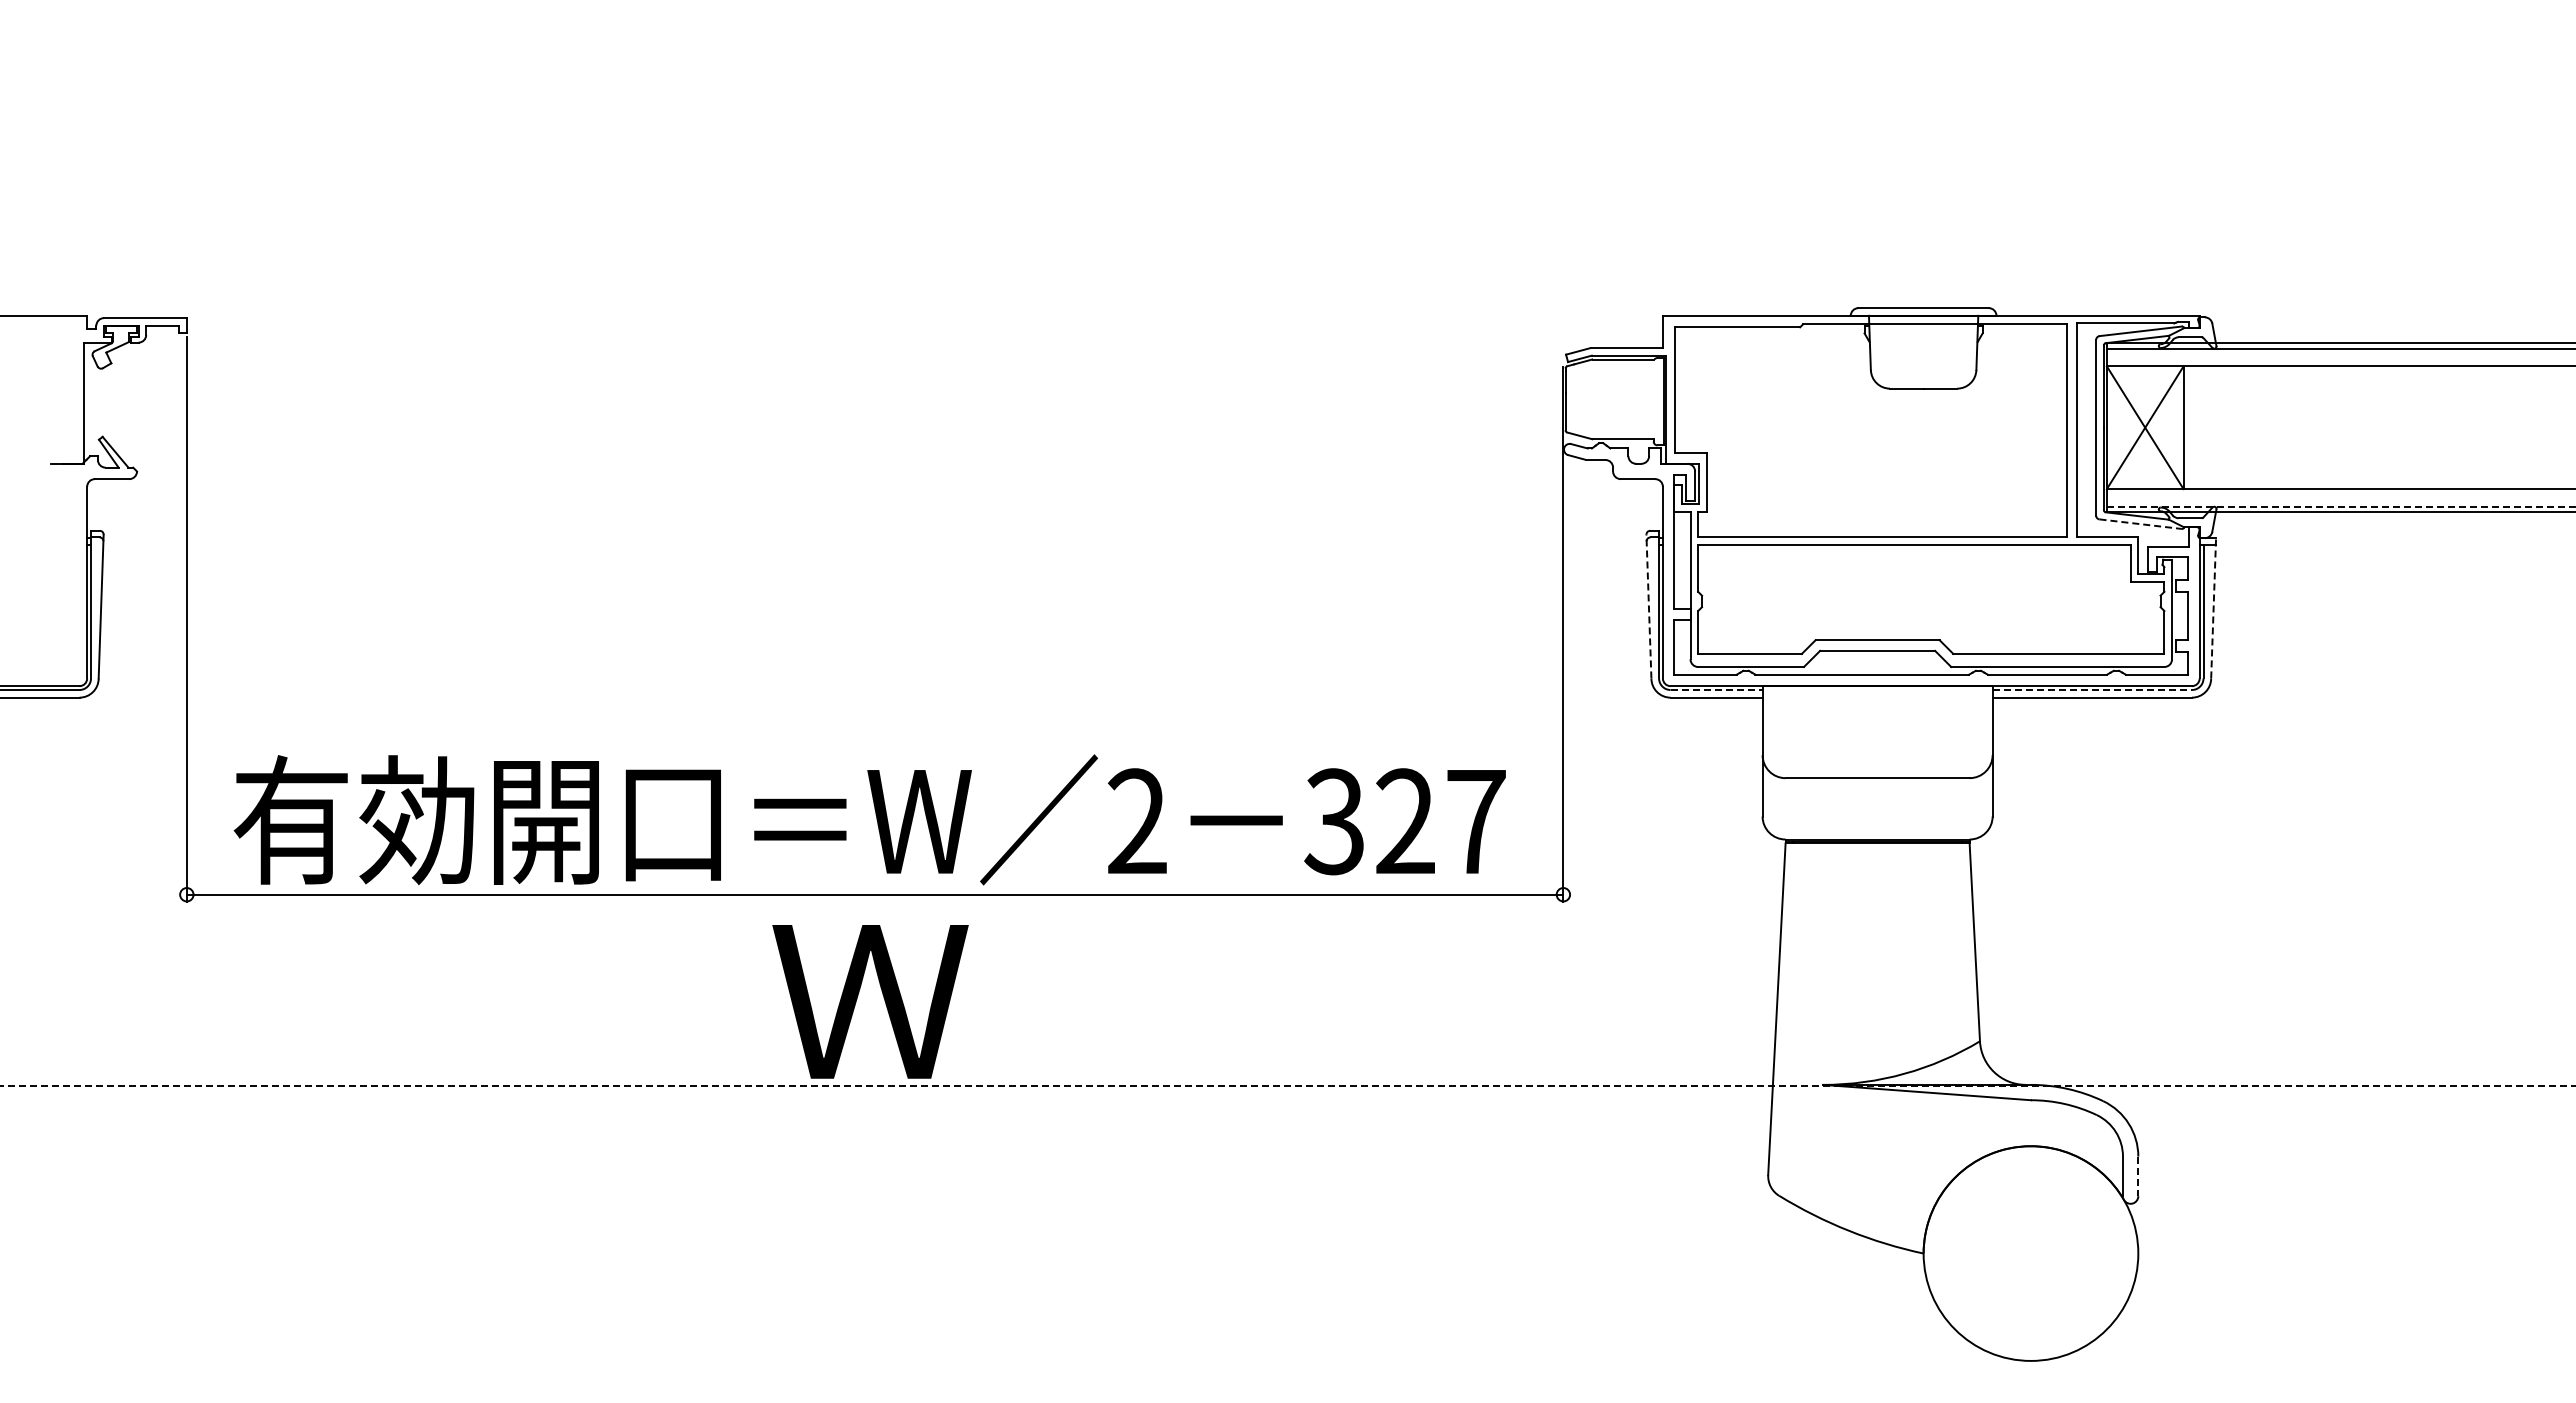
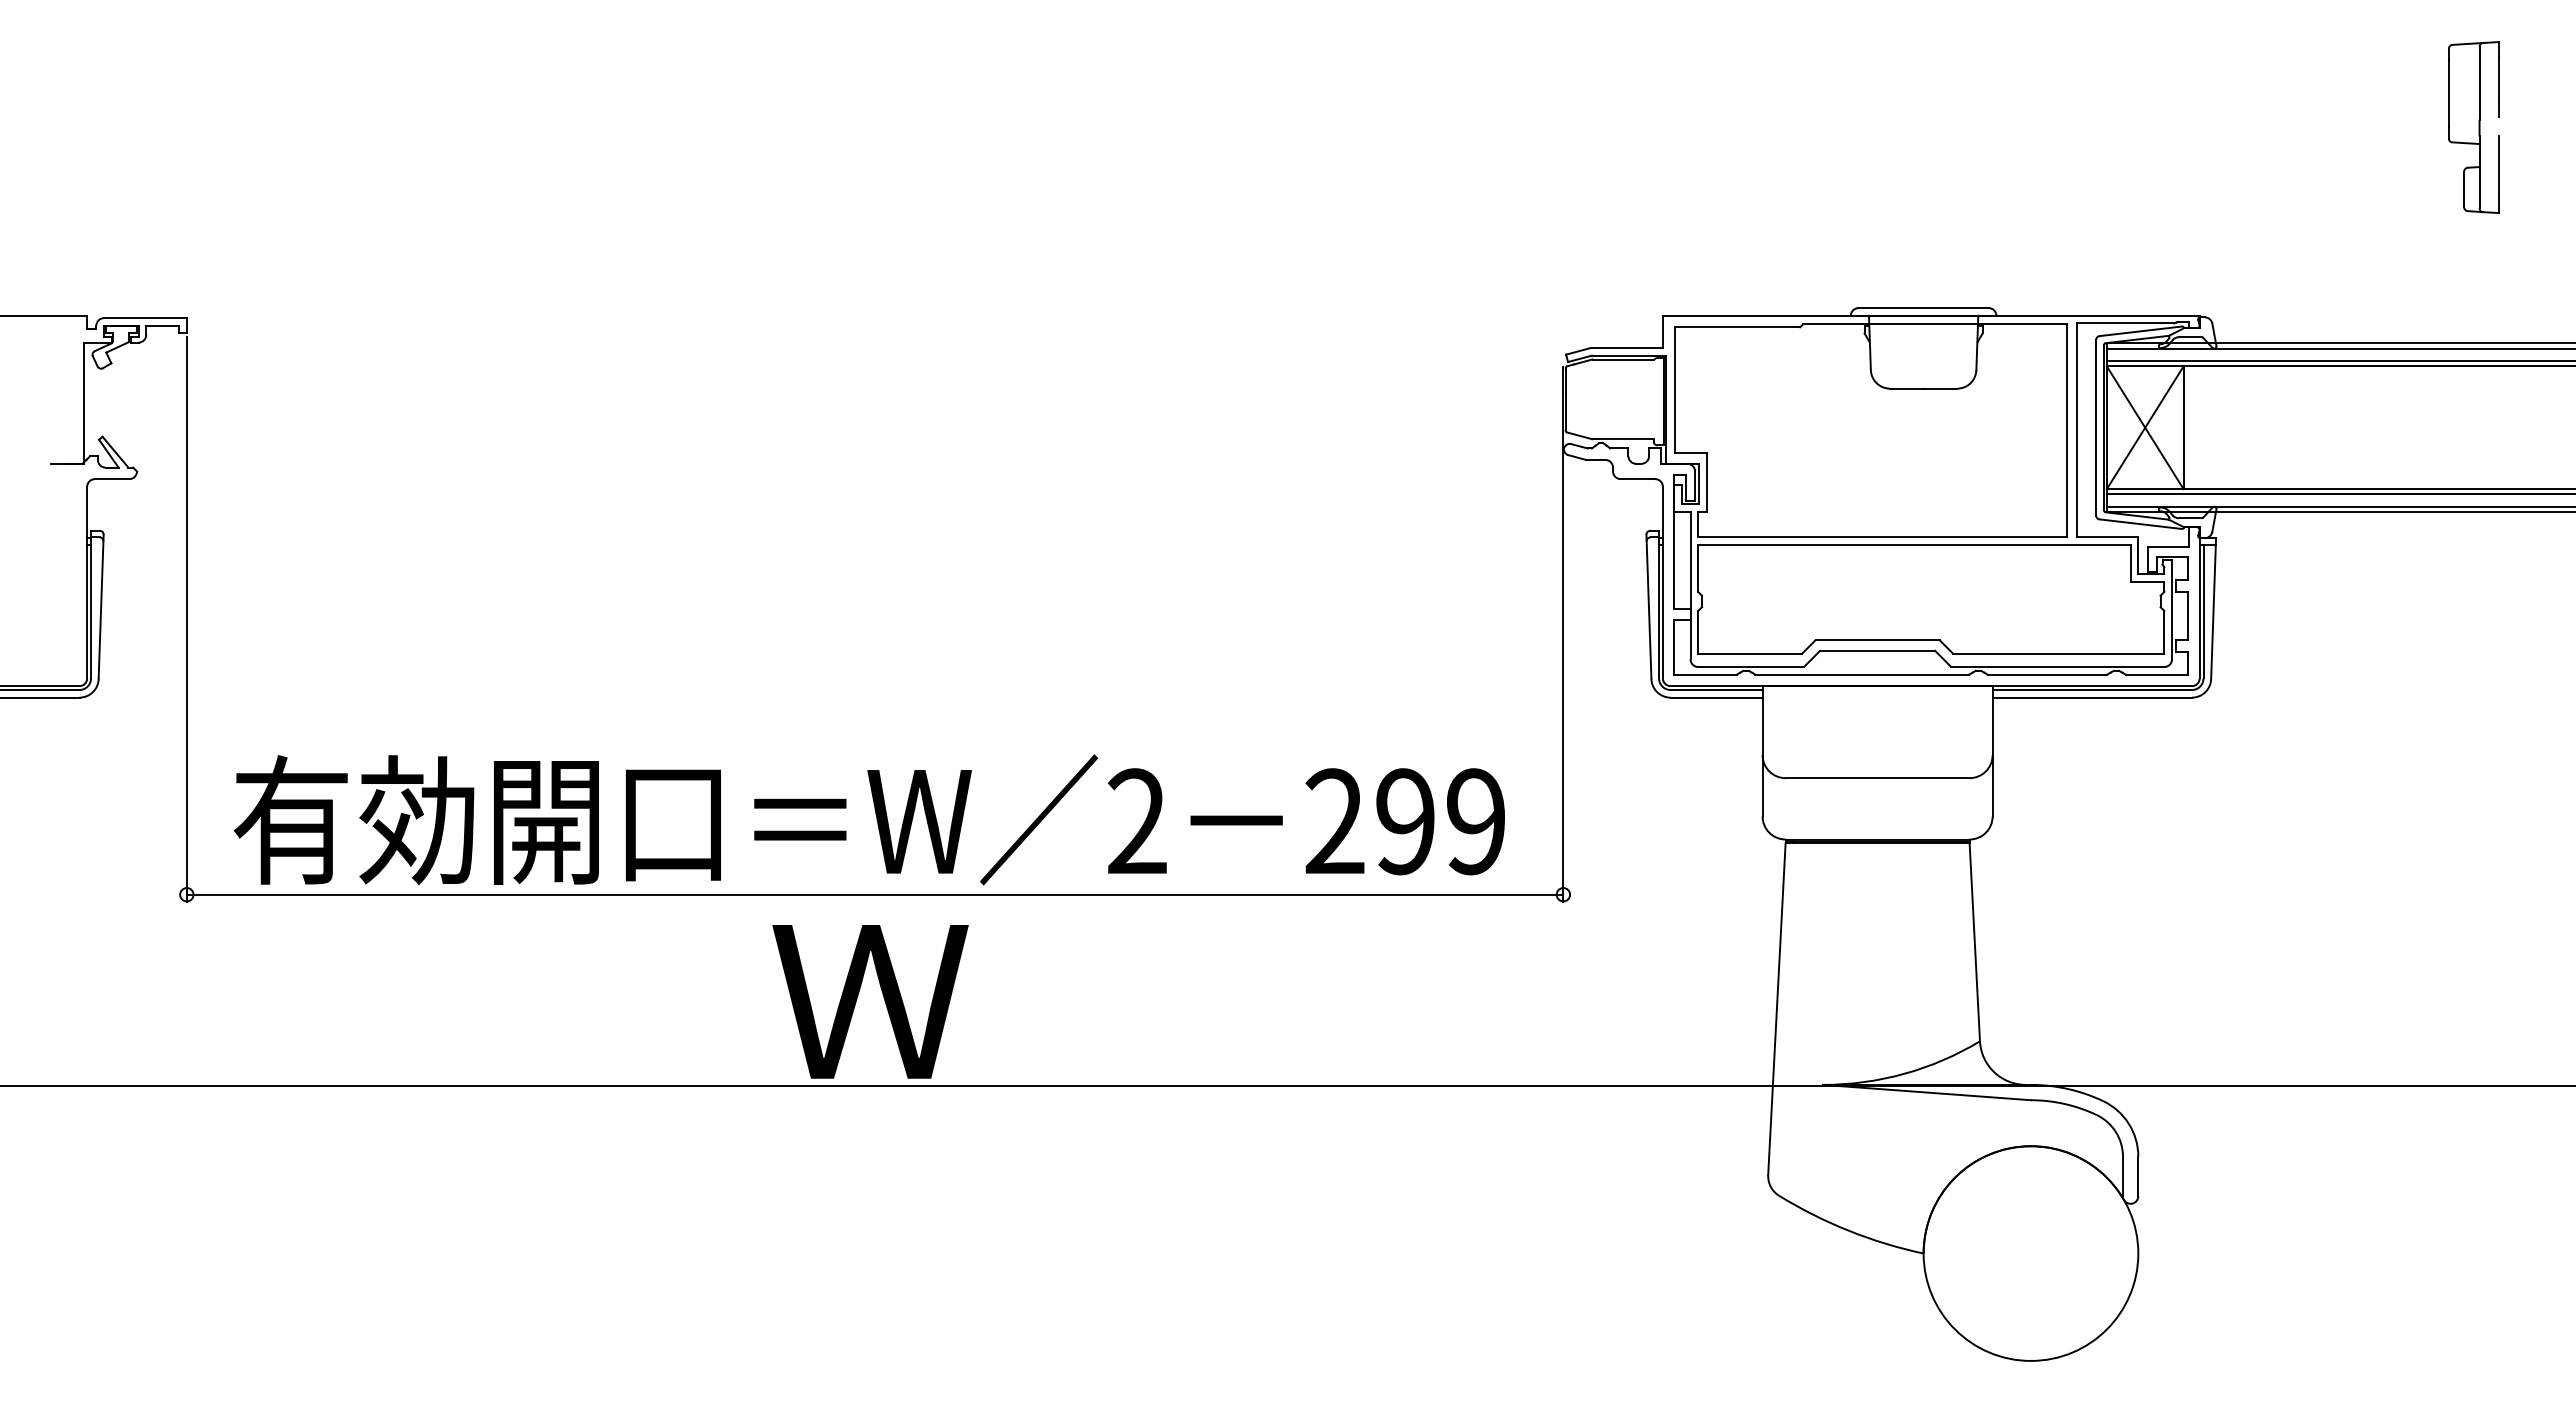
part: none -> present (2473, 127)
line: none -> present (2339, 361)
line: none -> present (2339, 494)
line: dashed -> solid (2341, 506)
line: dashed -> solid (2141, 524)
line: dashed -> solid (1648, 606)
line: dashed -> solid (2213, 607)
line: dashed -> solid (1717, 690)
line: dashed -> solid (2092, 690)
text: 327 -> 299 (1404, 821)
line: dashed -> solid (1287, 1086)
line: dashed -> solid (2138, 1176)
